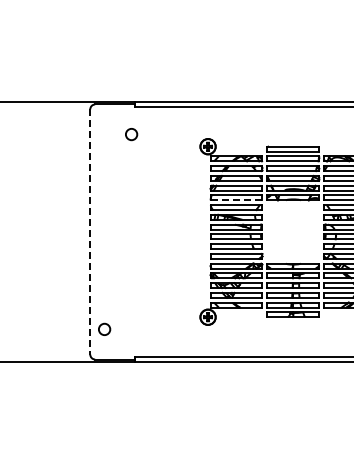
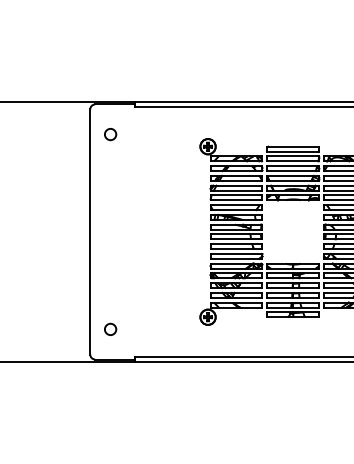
circle position: (131, 134) -> (110, 134) (110, 134)
line: dashed -> solid (236, 200)
line: dashed -> solid (90, 232)
circle position: (104, 328) -> (110, 328) (110, 328)
